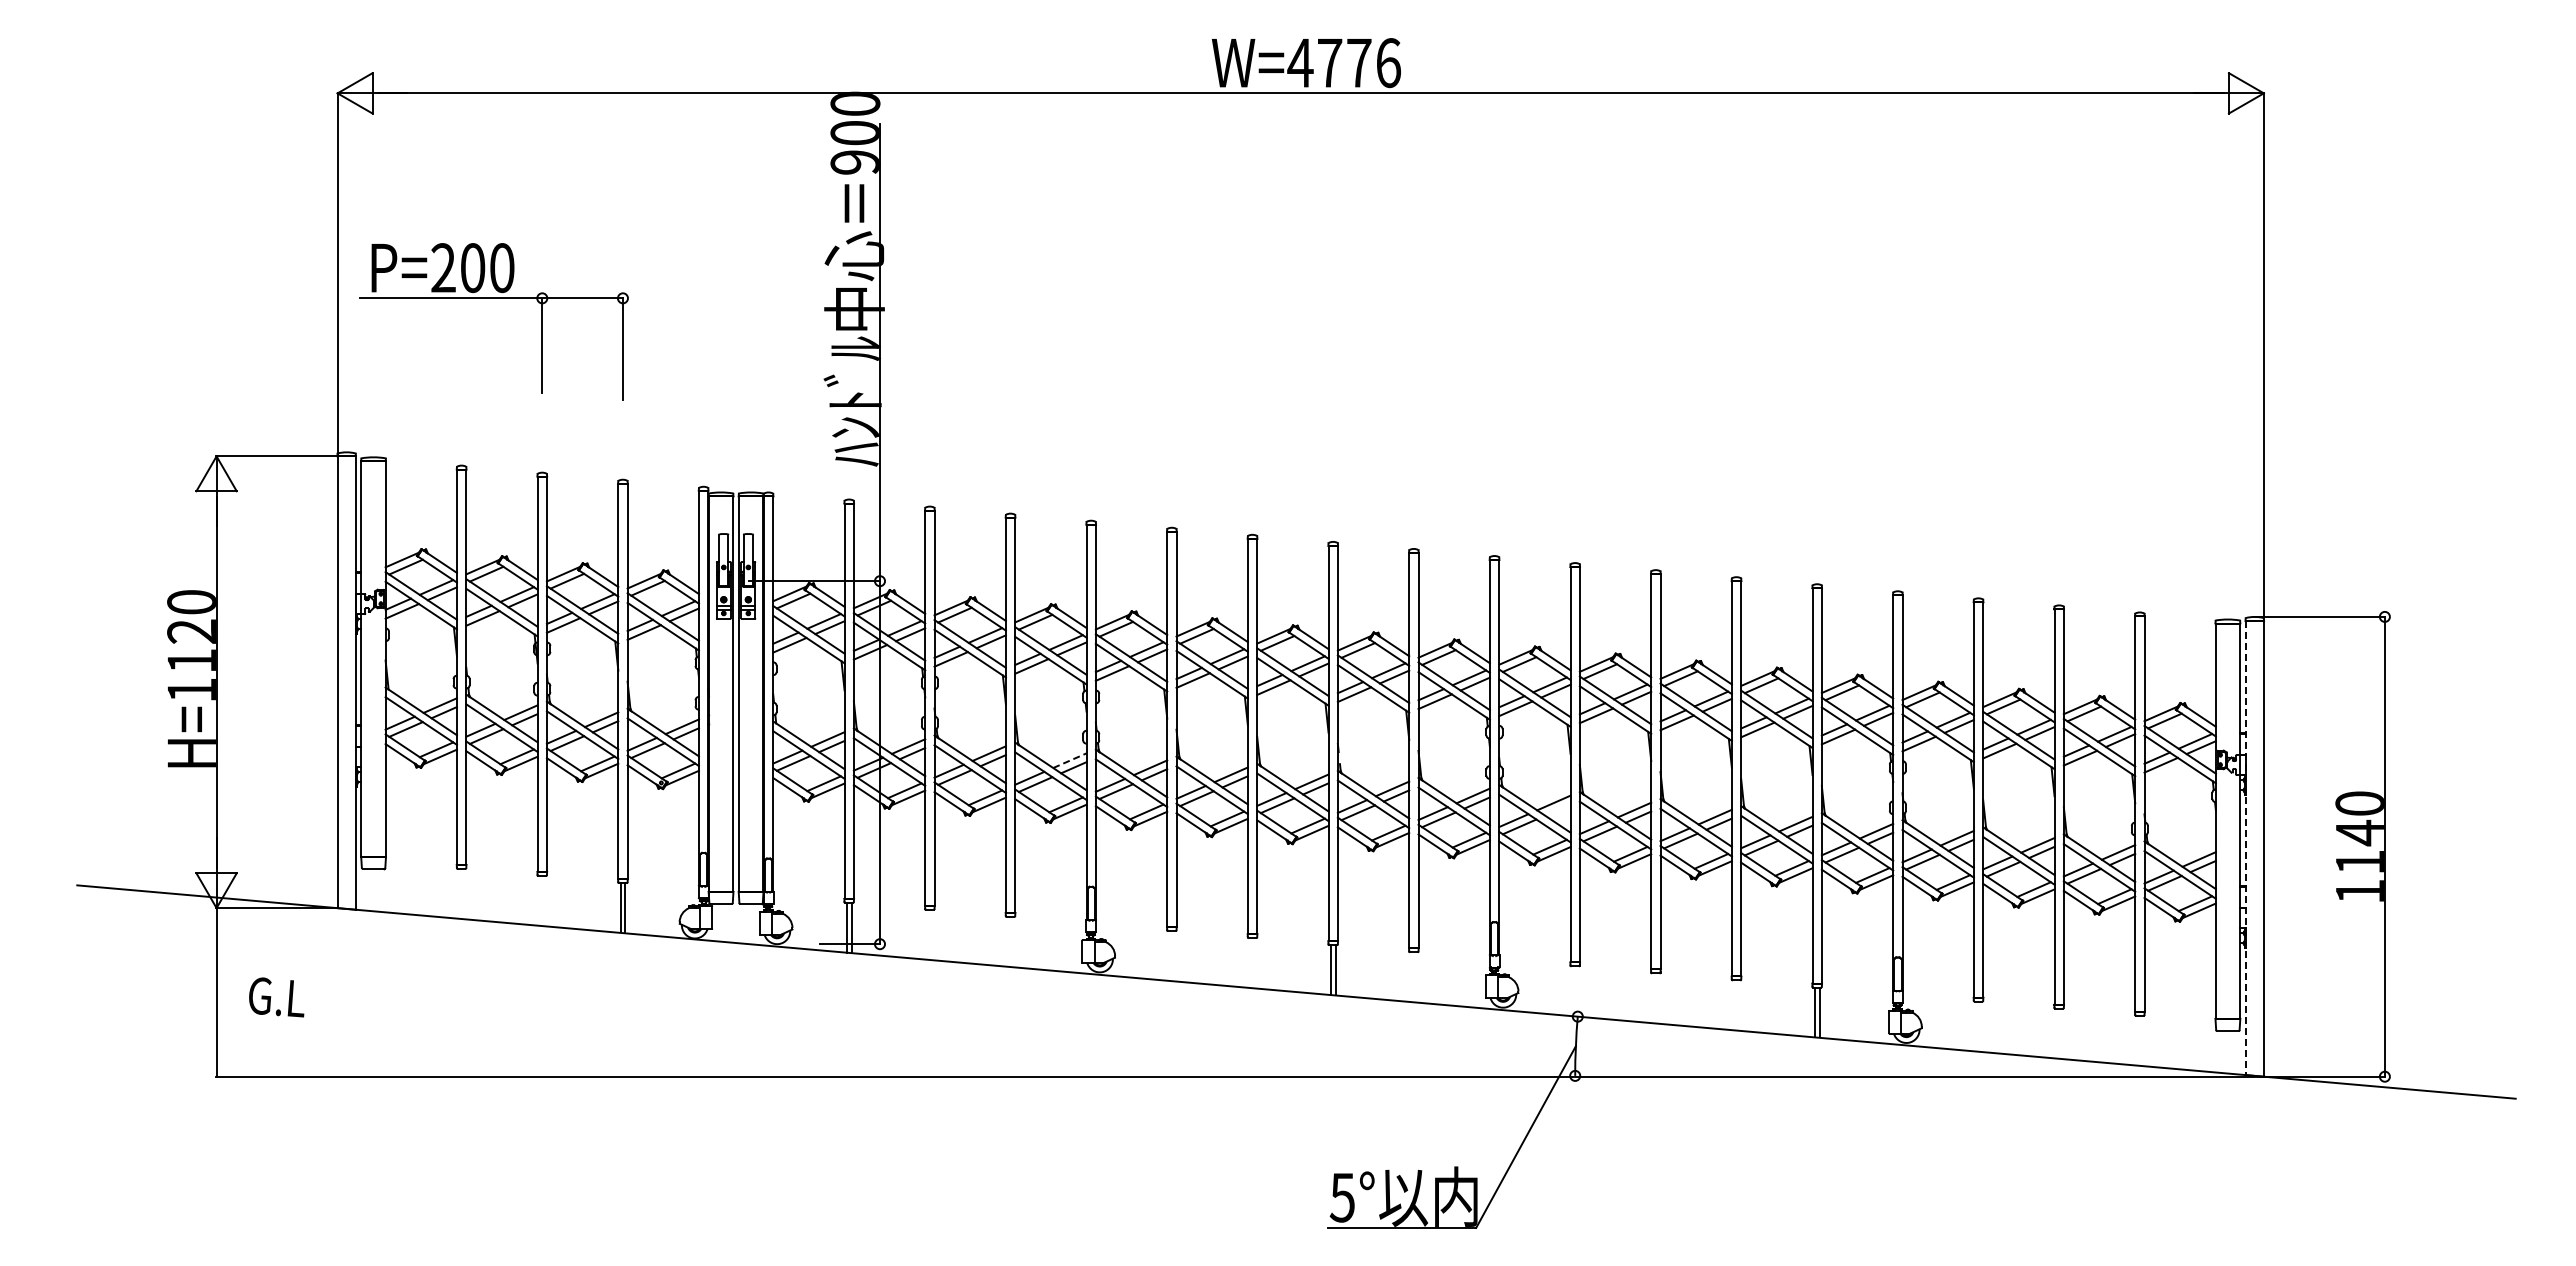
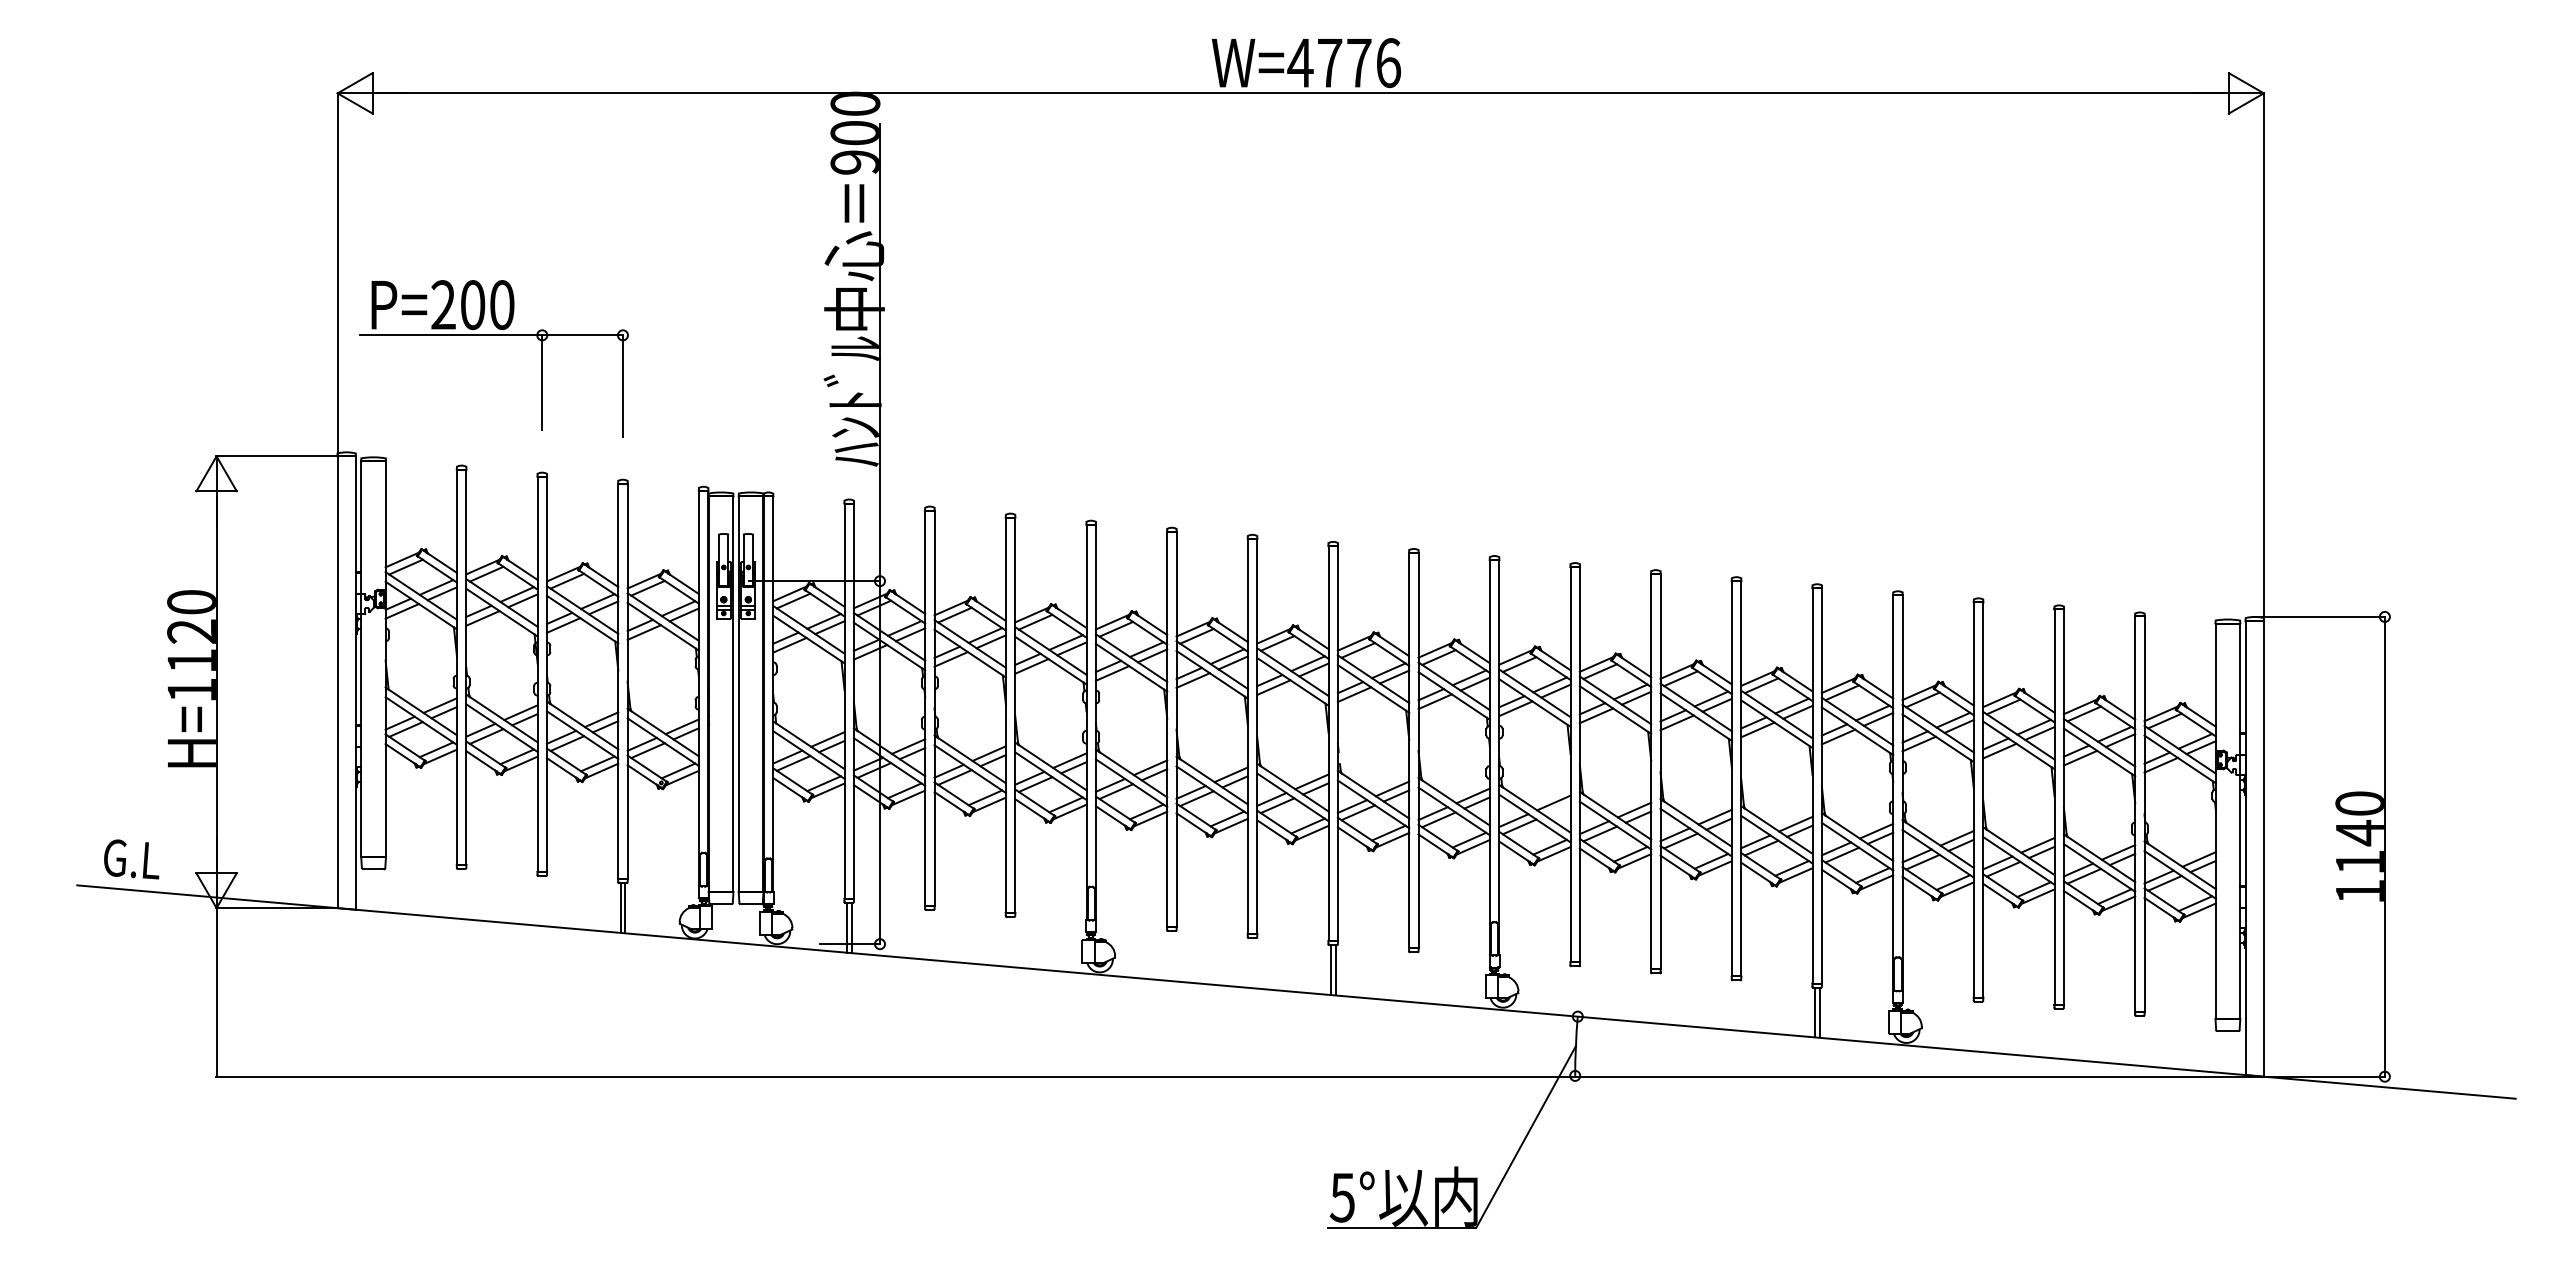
part position: (493, 298) -> (493, 335) (493, 335)
line: dashed -> solid (1070, 760)
line: dashed -> solid (2245, 848)
text position: (276, 997) -> (131, 859) (131, 859)
